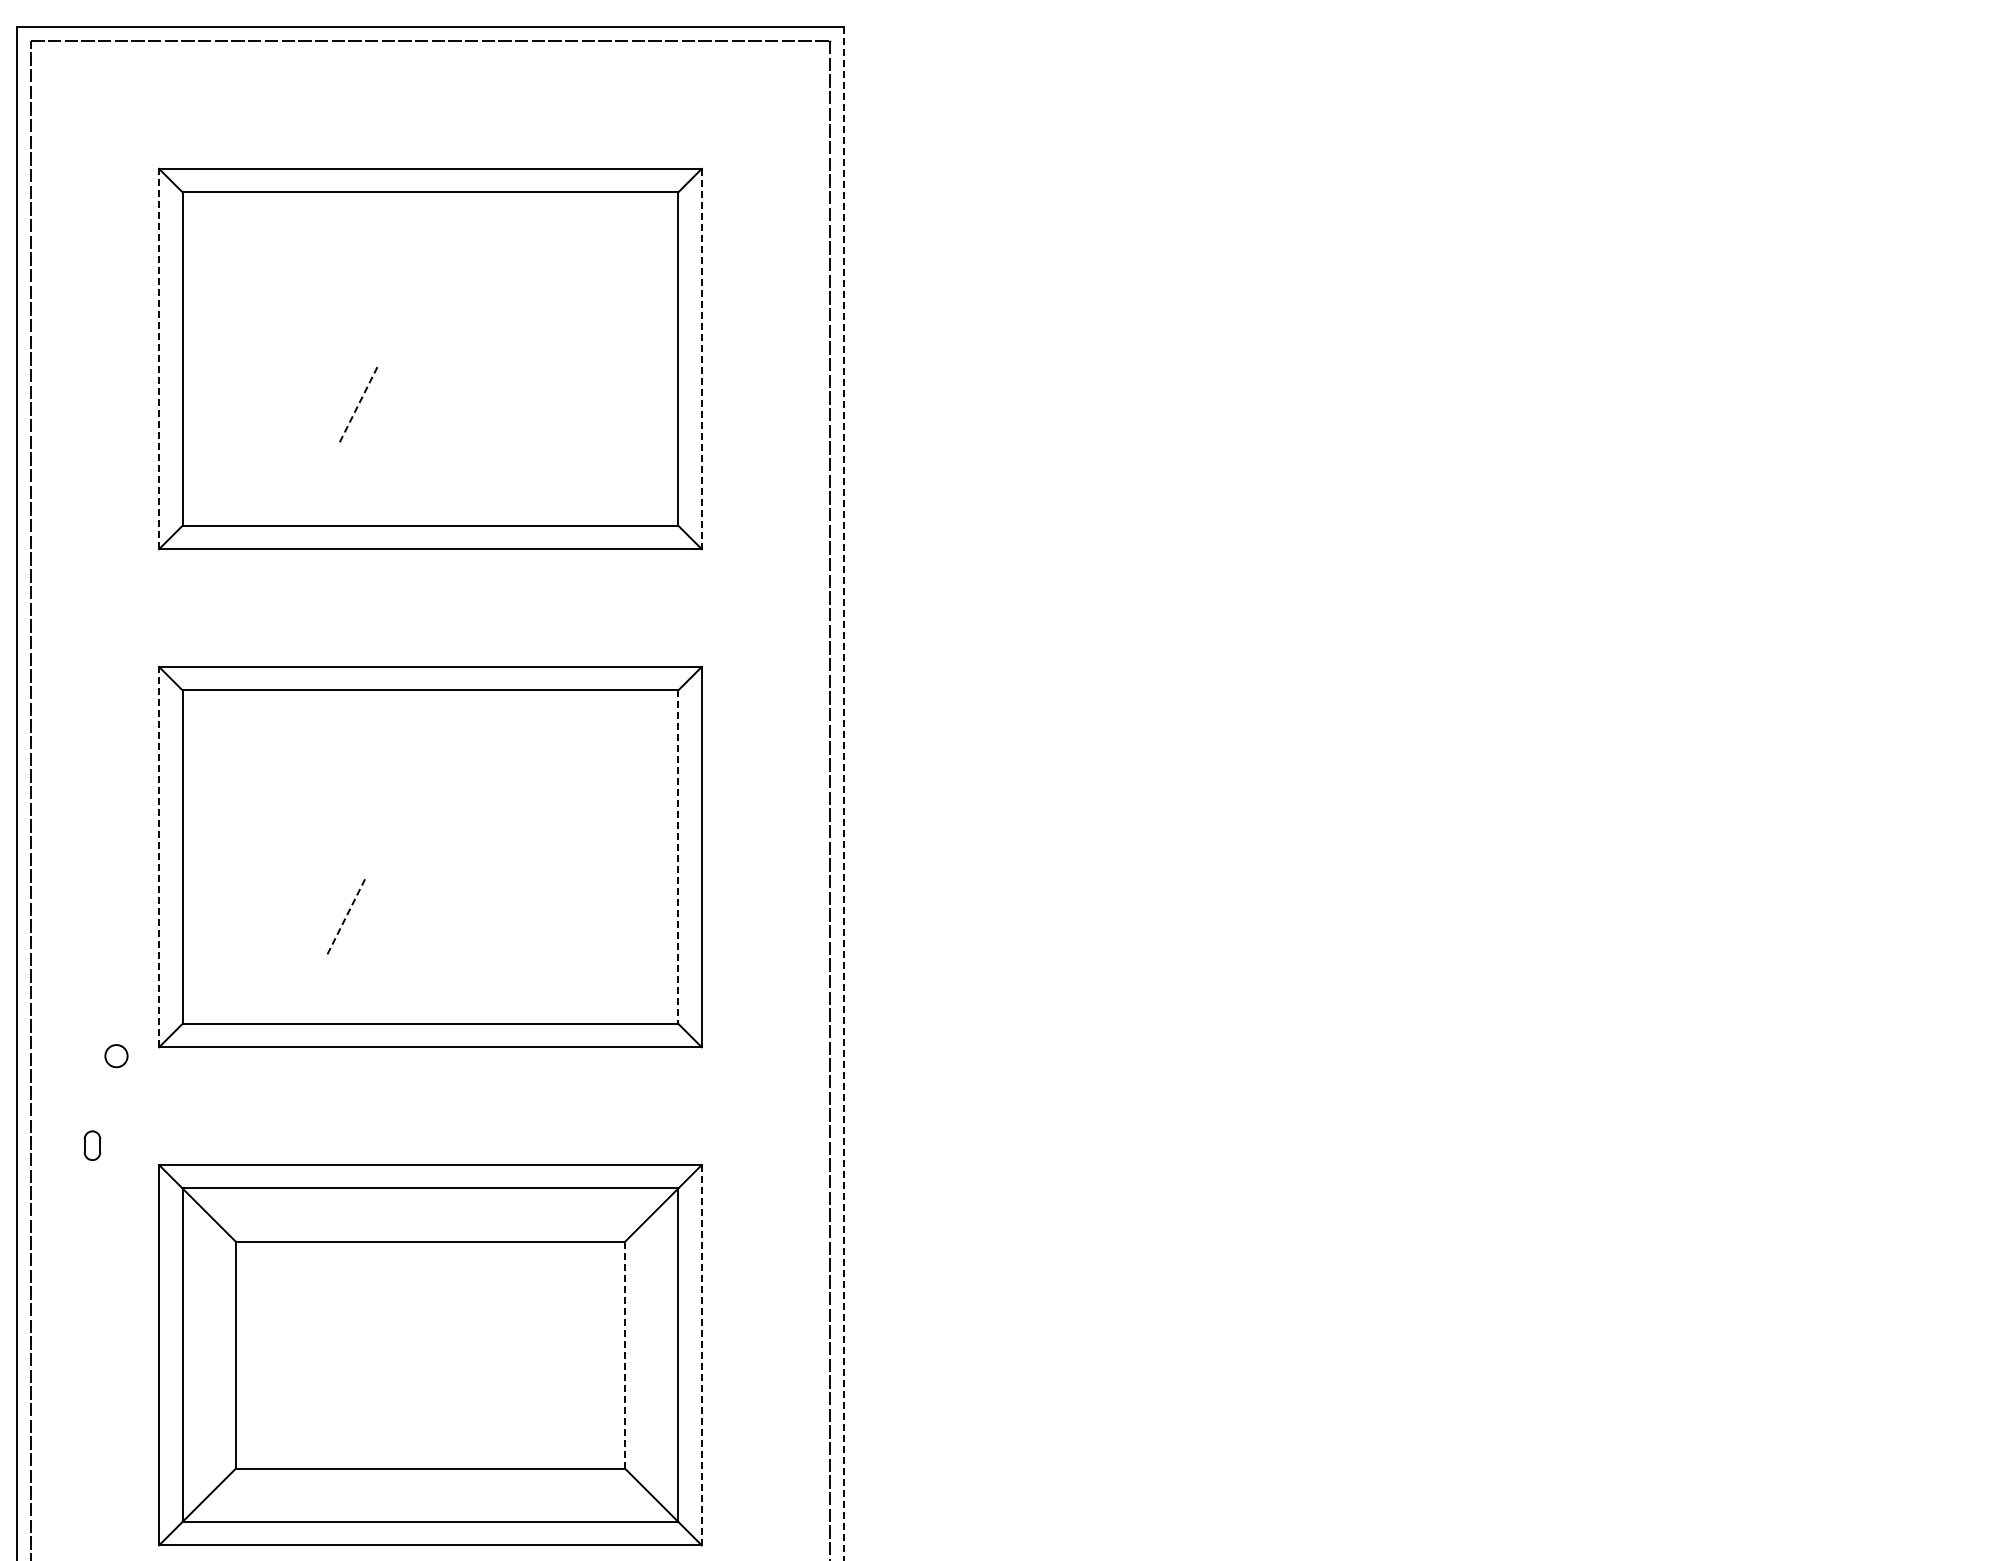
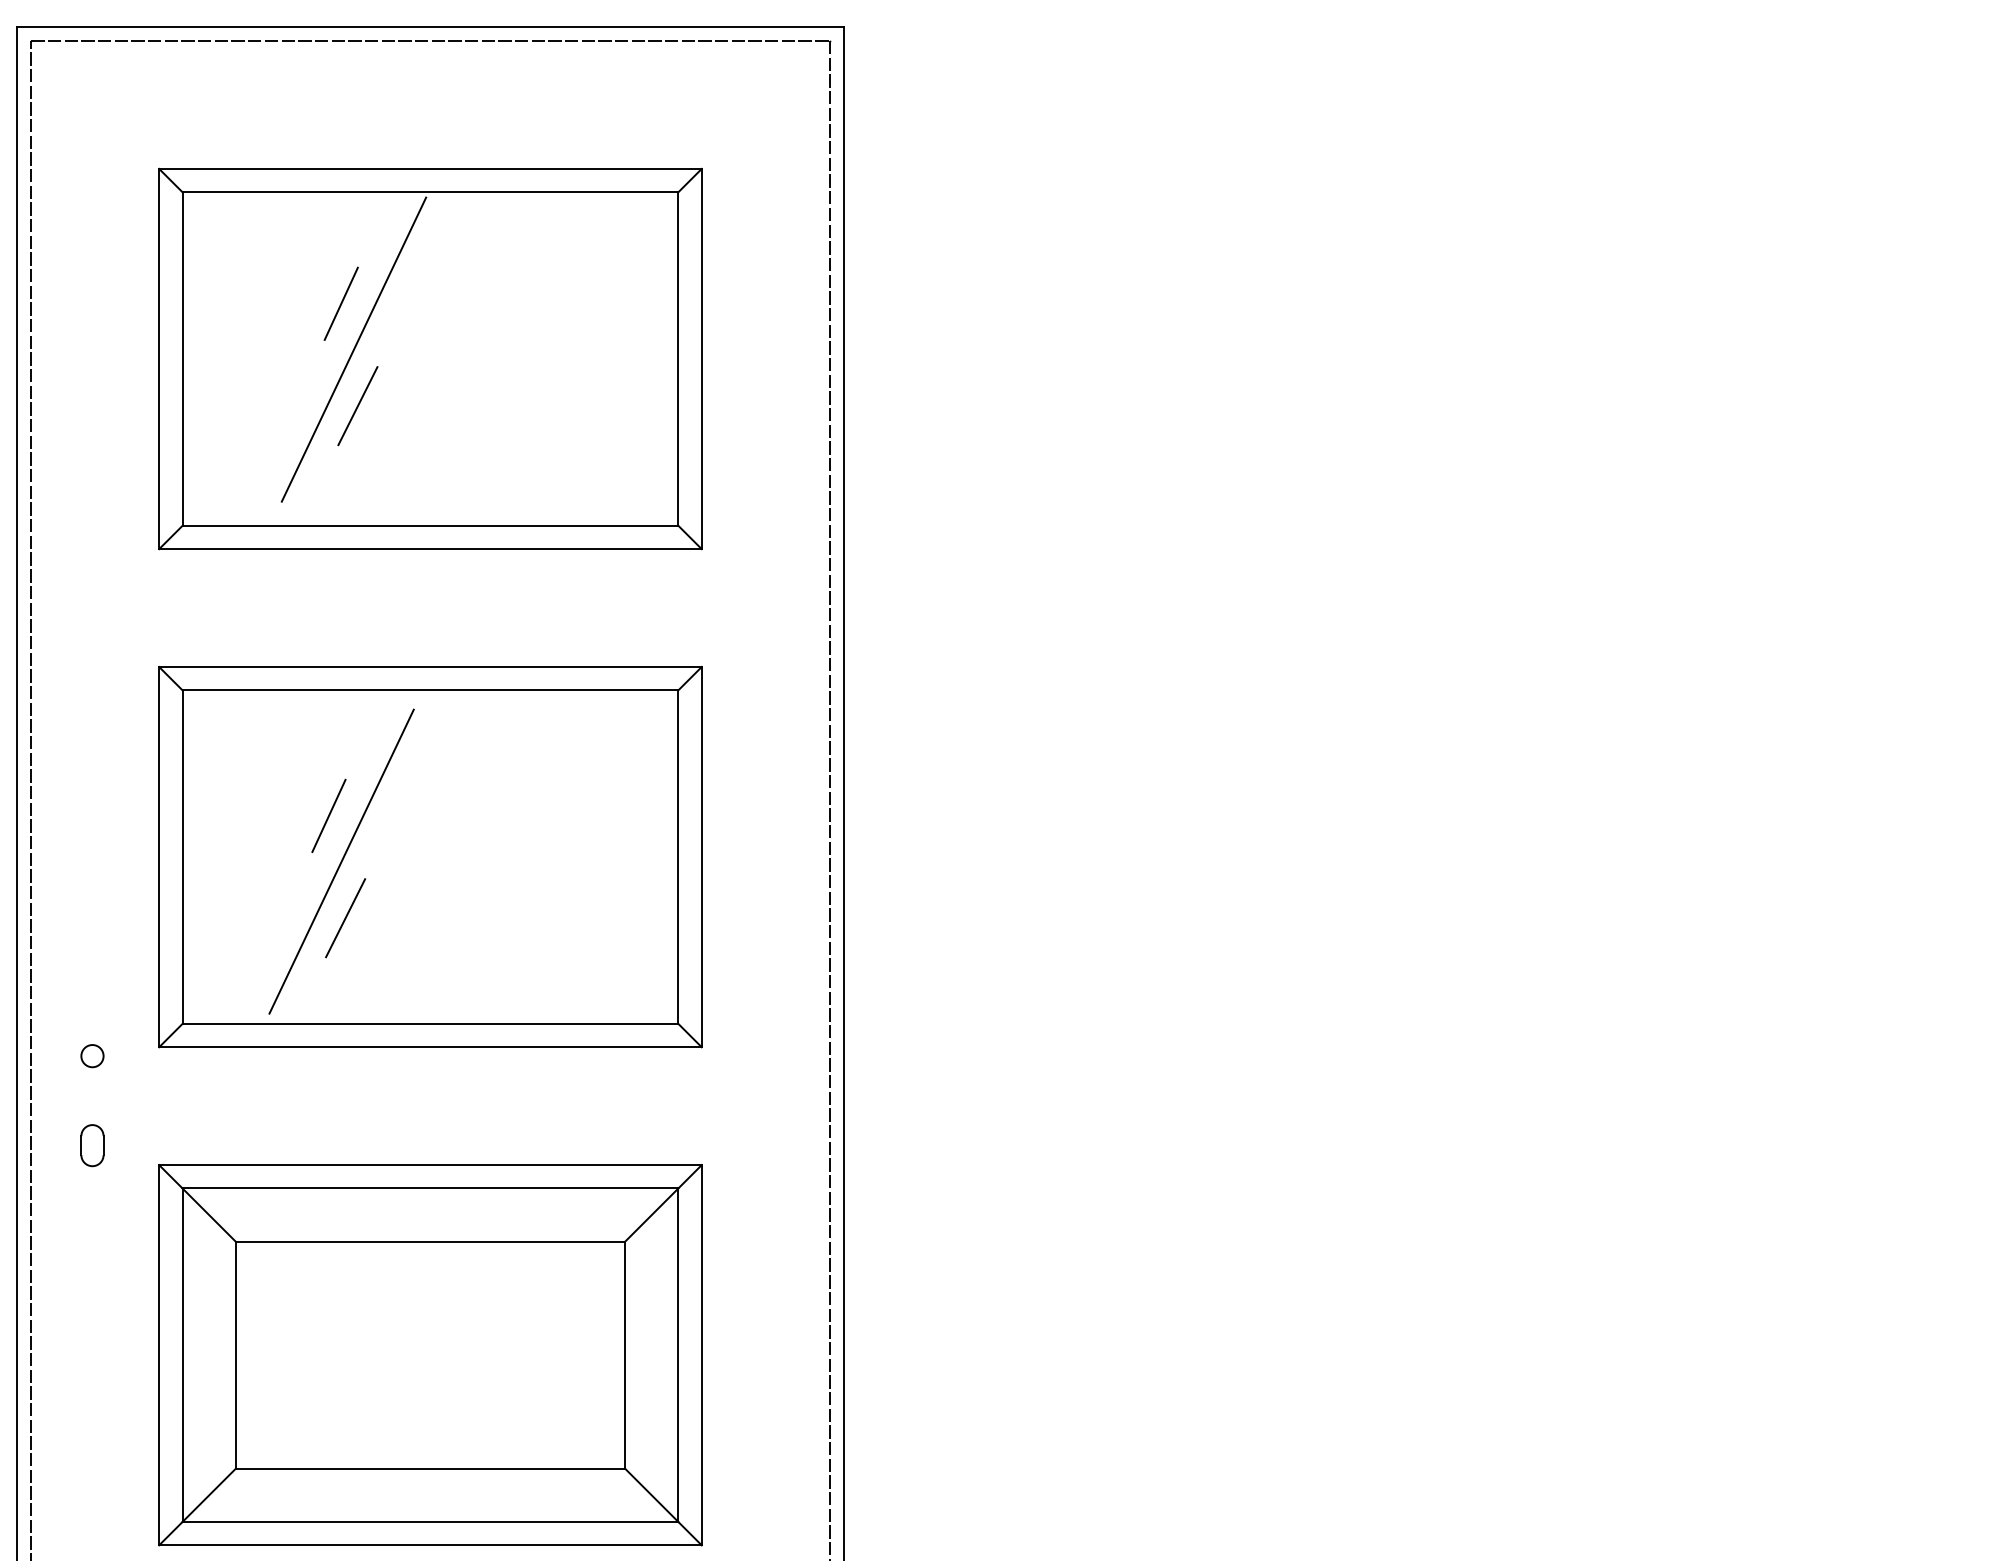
line: none -> present (340, 303)
line: none -> present (353, 349)
line: dashed -> solid (159, 358)
line: dashed -> solid (701, 359)
line: dashed -> solid (357, 406)
line: dashed -> solid (844, 793)
line: none -> present (328, 815)
line: dashed -> solid (159, 856)
line: dashed -> solid (678, 857)
line: none -> present (341, 861)
line: dashed -> solid (345, 918)
circle position: (116, 1056) -> (92, 1056) (92, 1056)
part size: 19x31 px -> 25x44 px (92, 1145)
line: dashed -> solid (625, 1355)
line: dashed -> solid (701, 1355)
